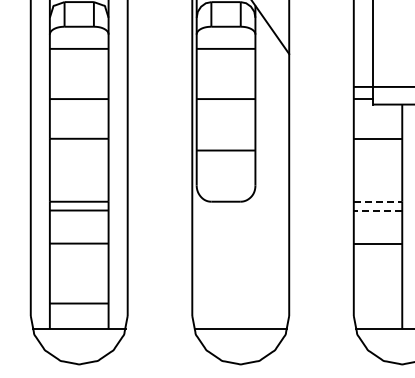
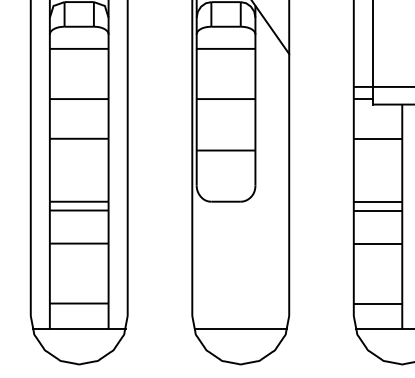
line: dashed -> solid (378, 201)
line: dashed -> solid (377, 210)
line: none -> present (377, 303)
